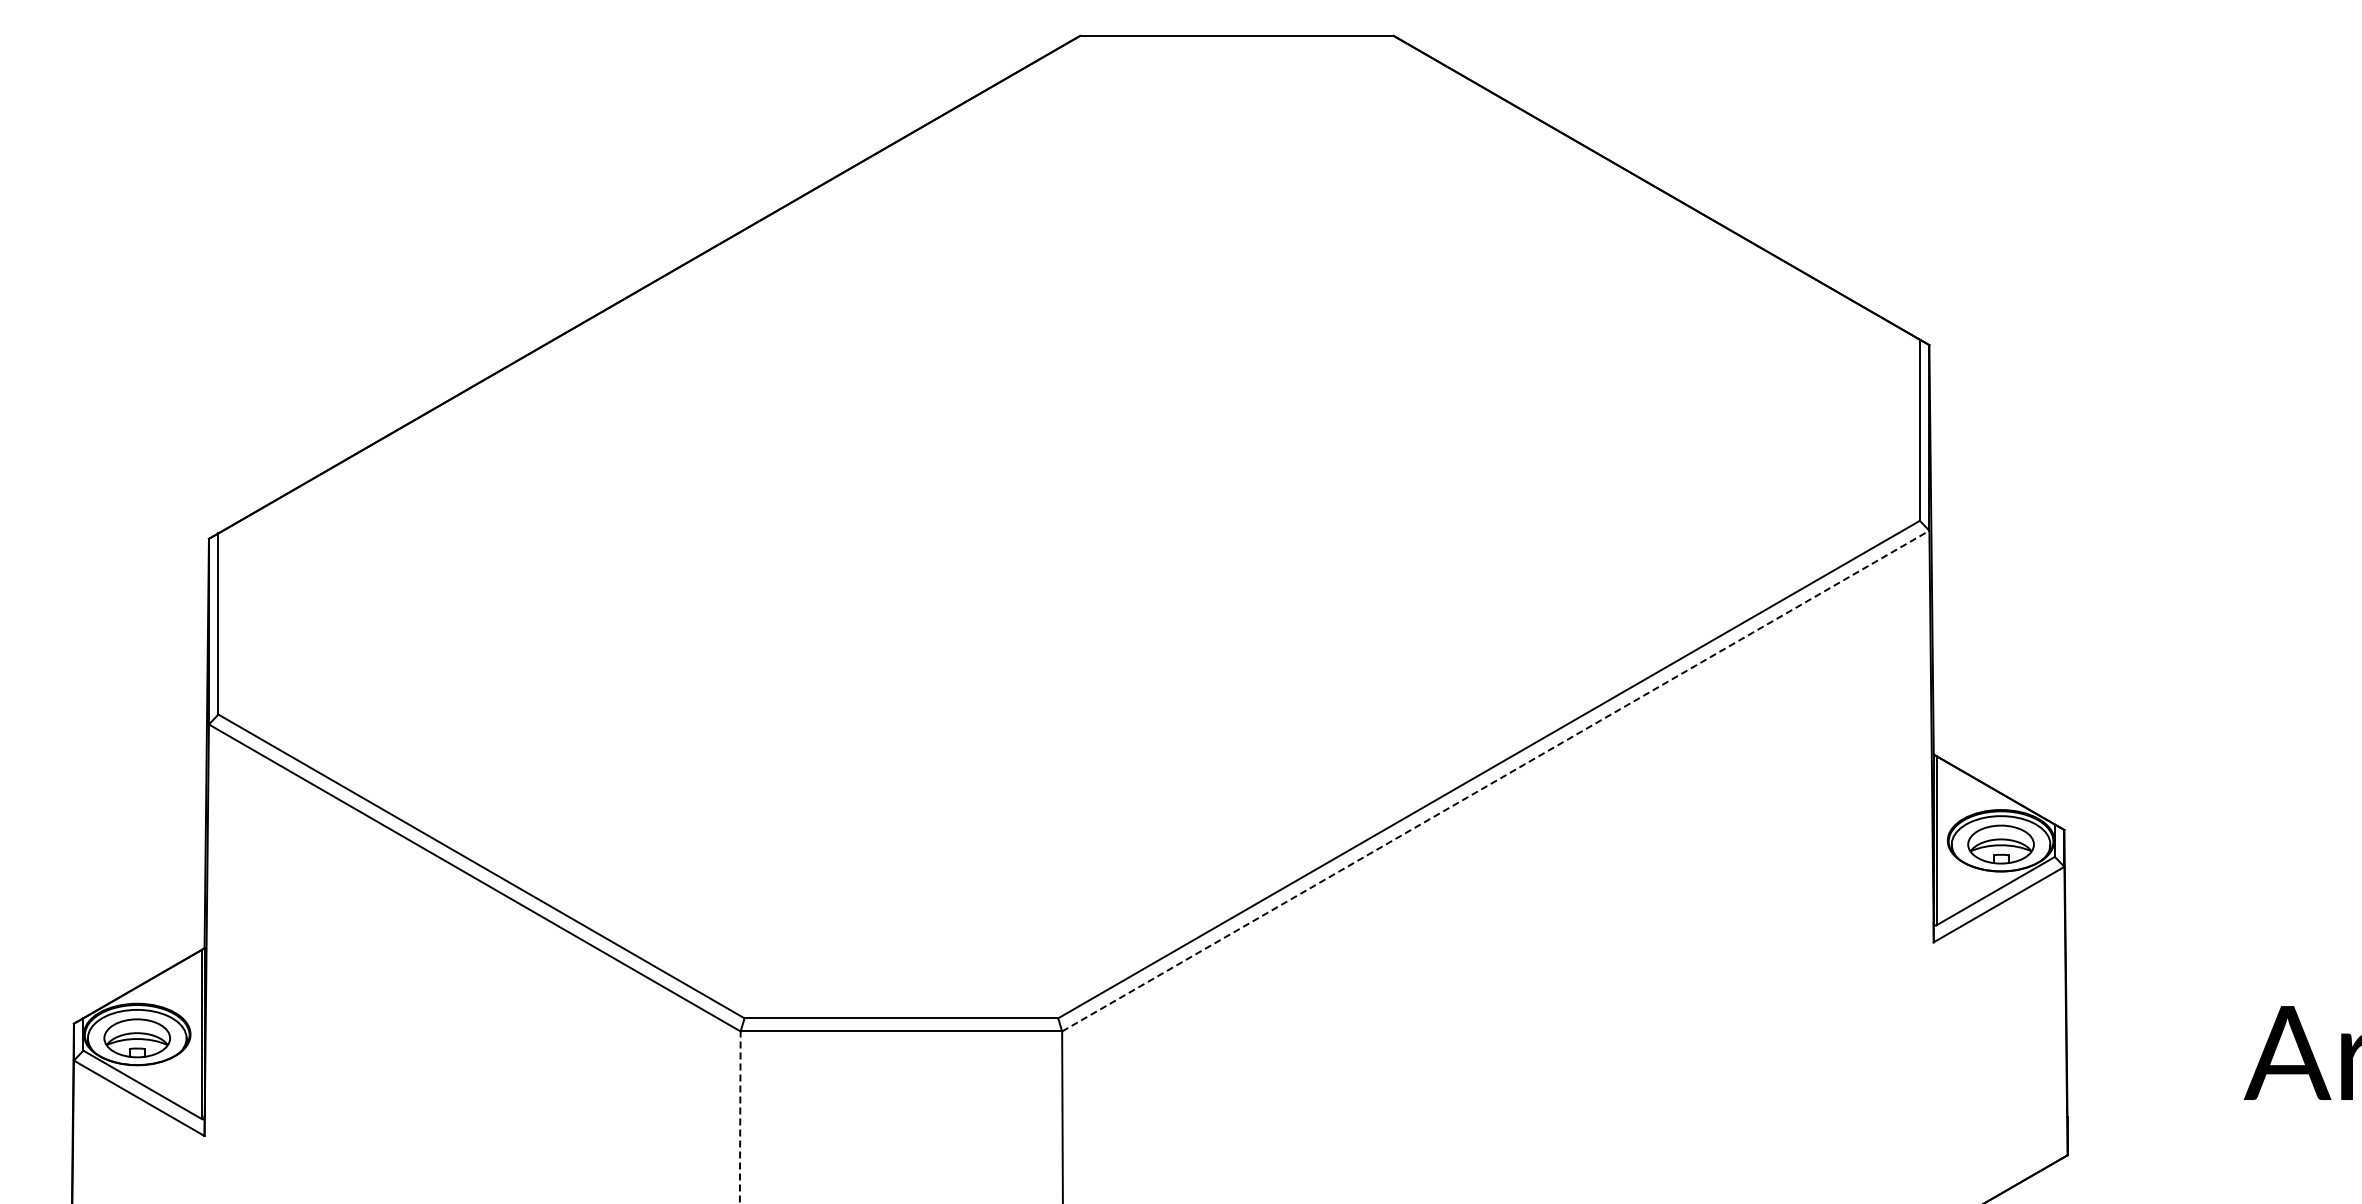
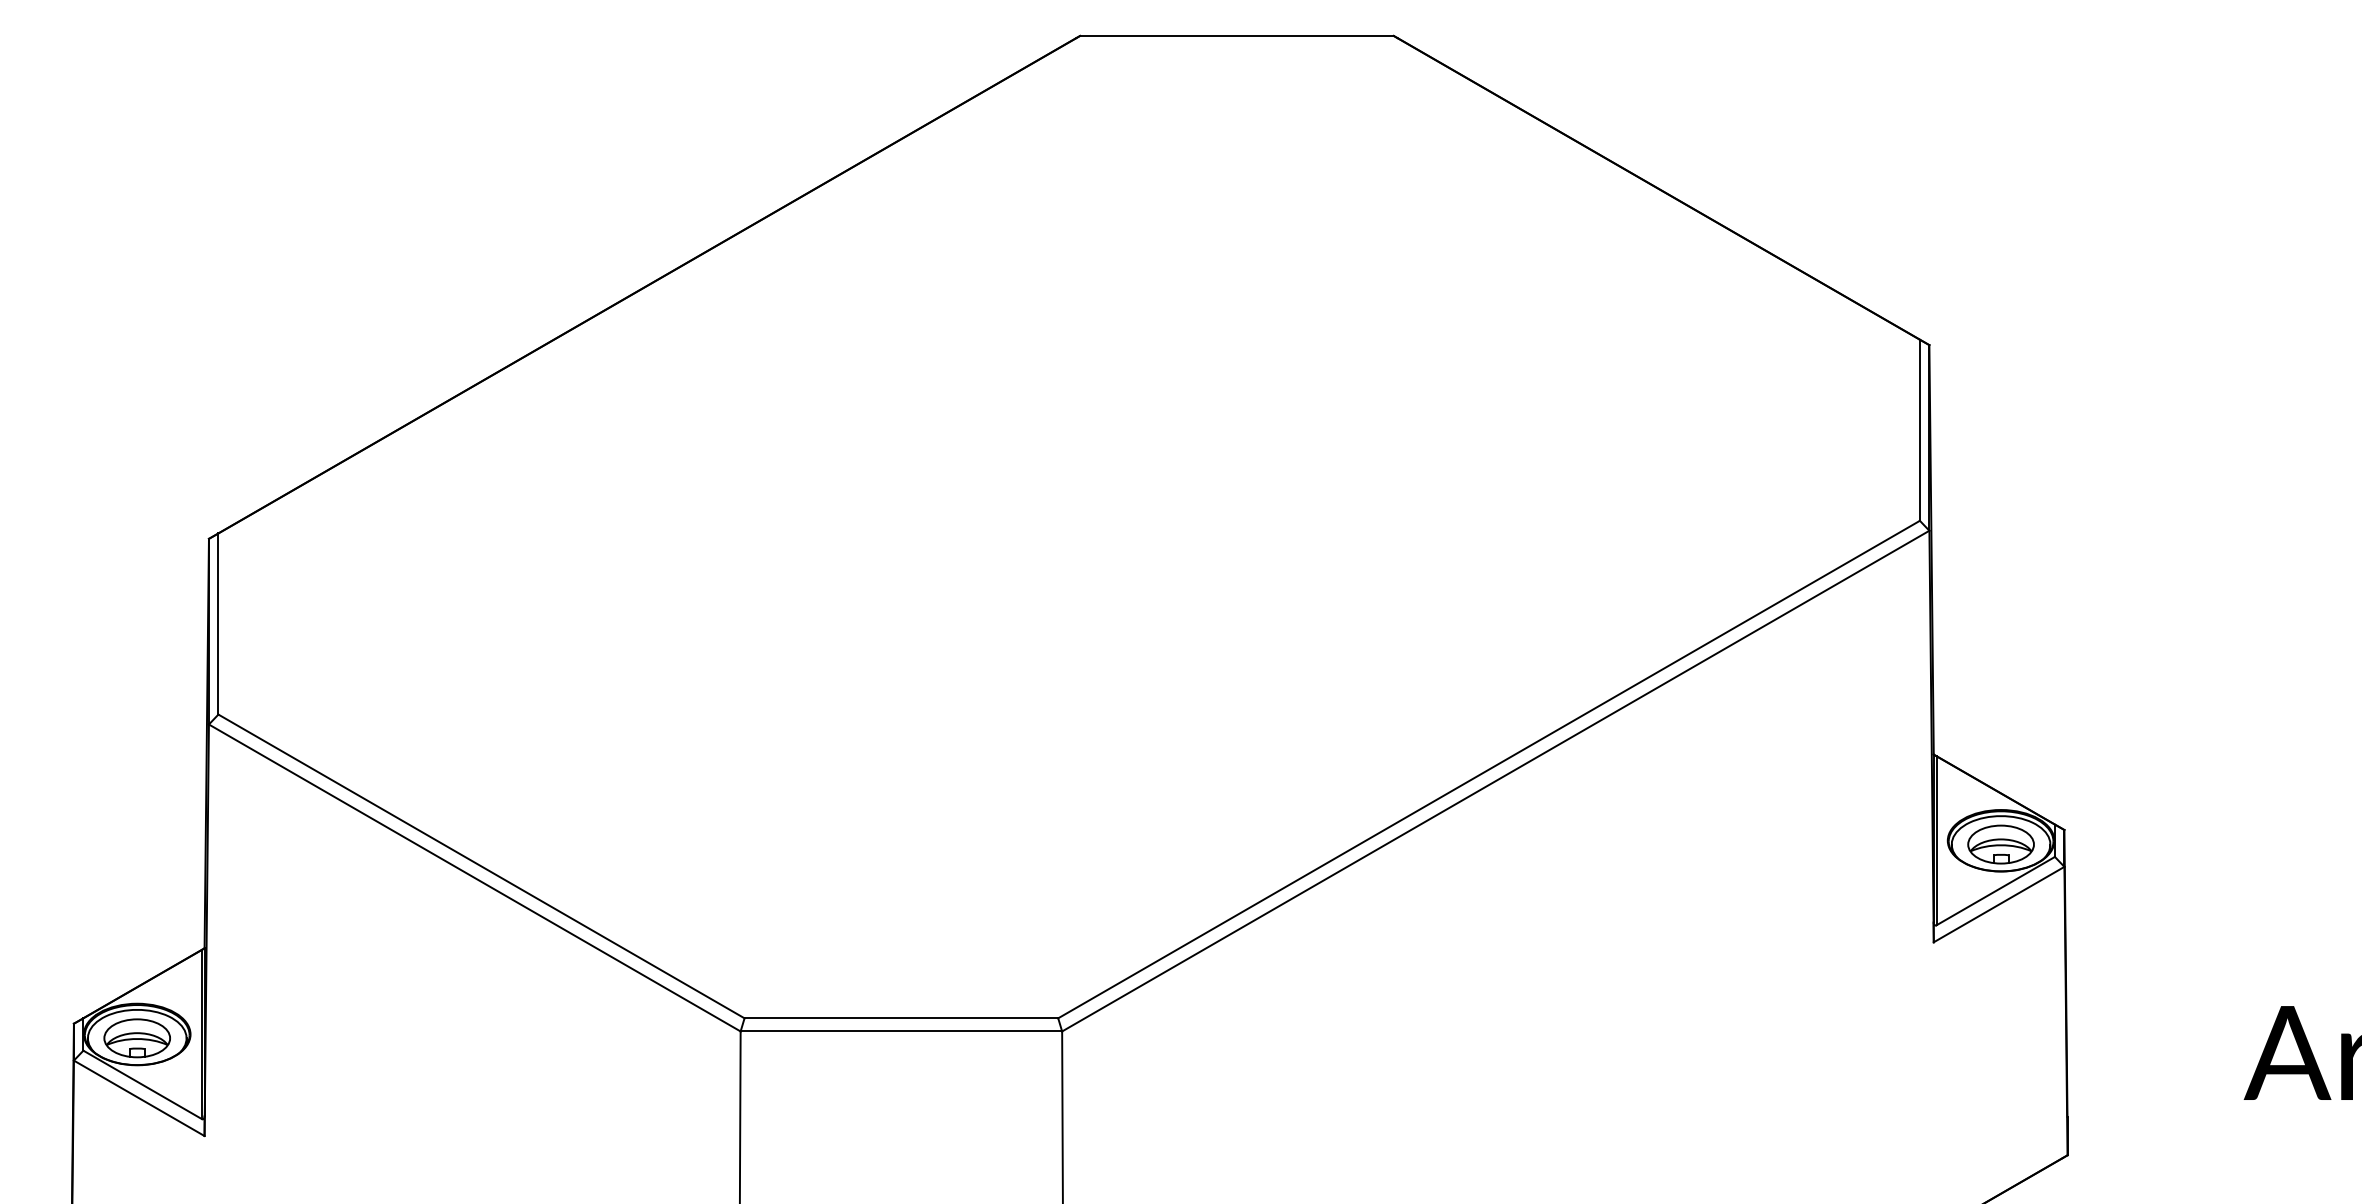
line: dashed -> solid (1495, 781)
line: dashed -> solid (740, 1117)
